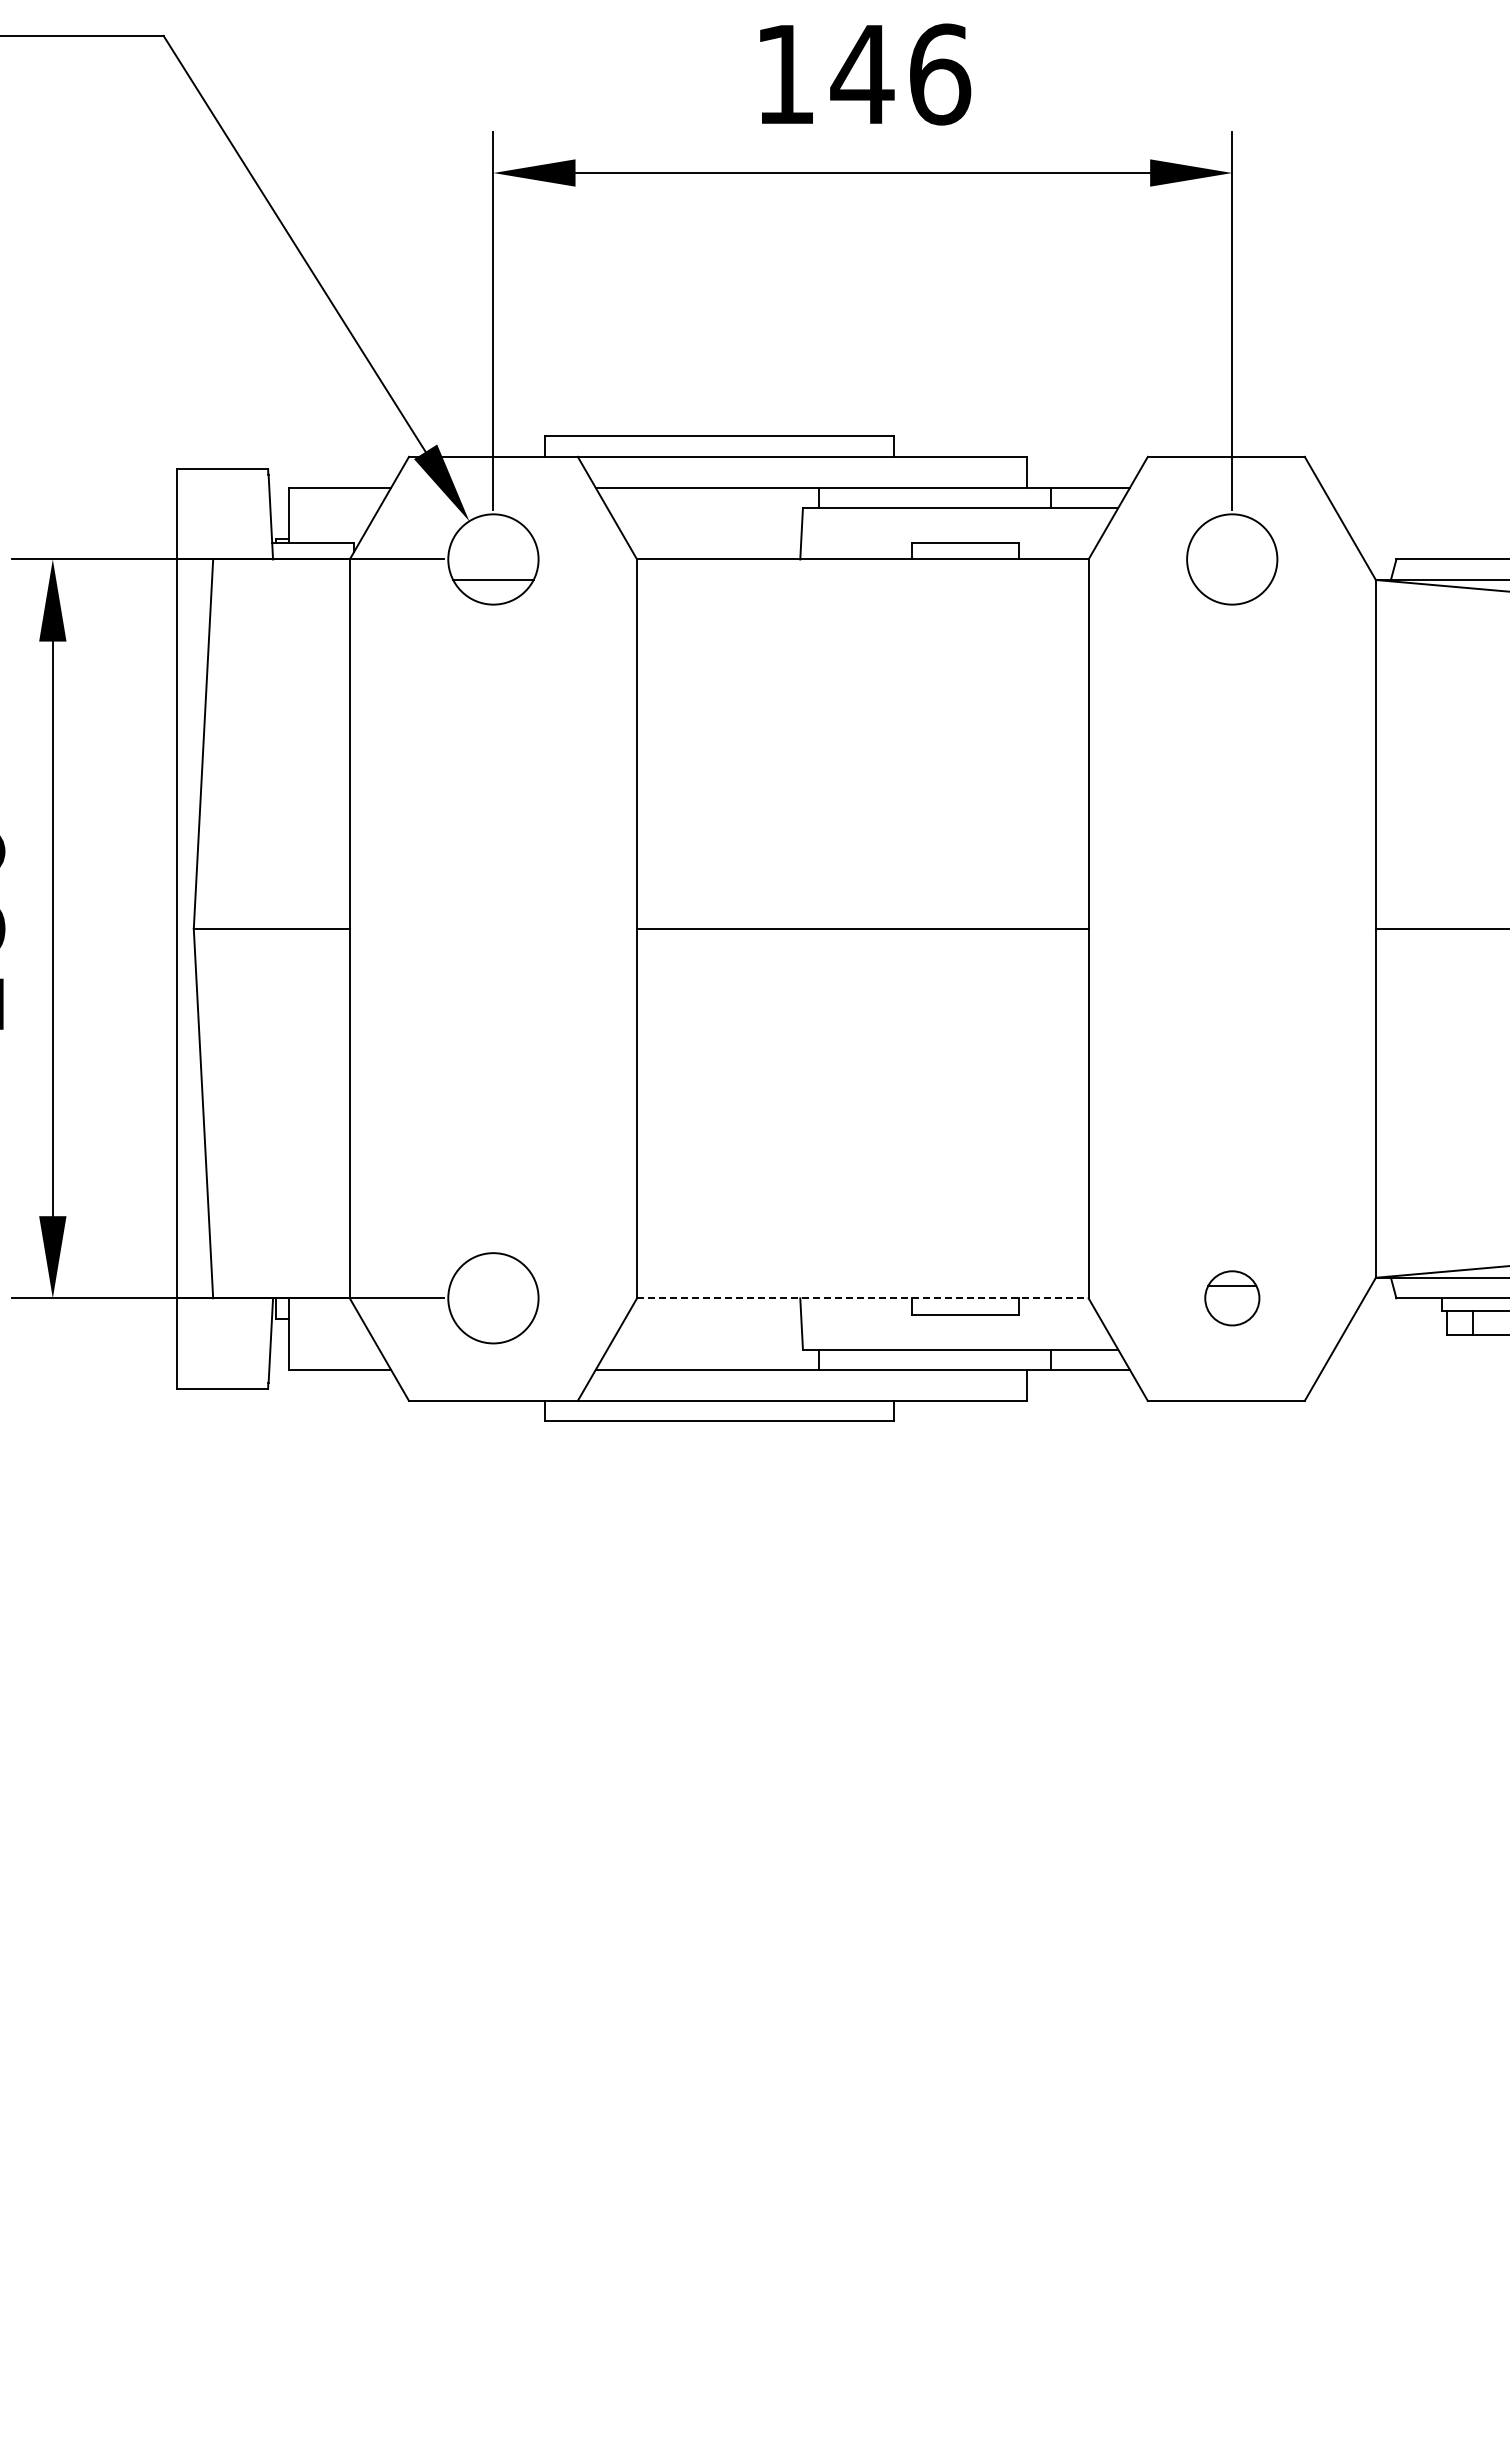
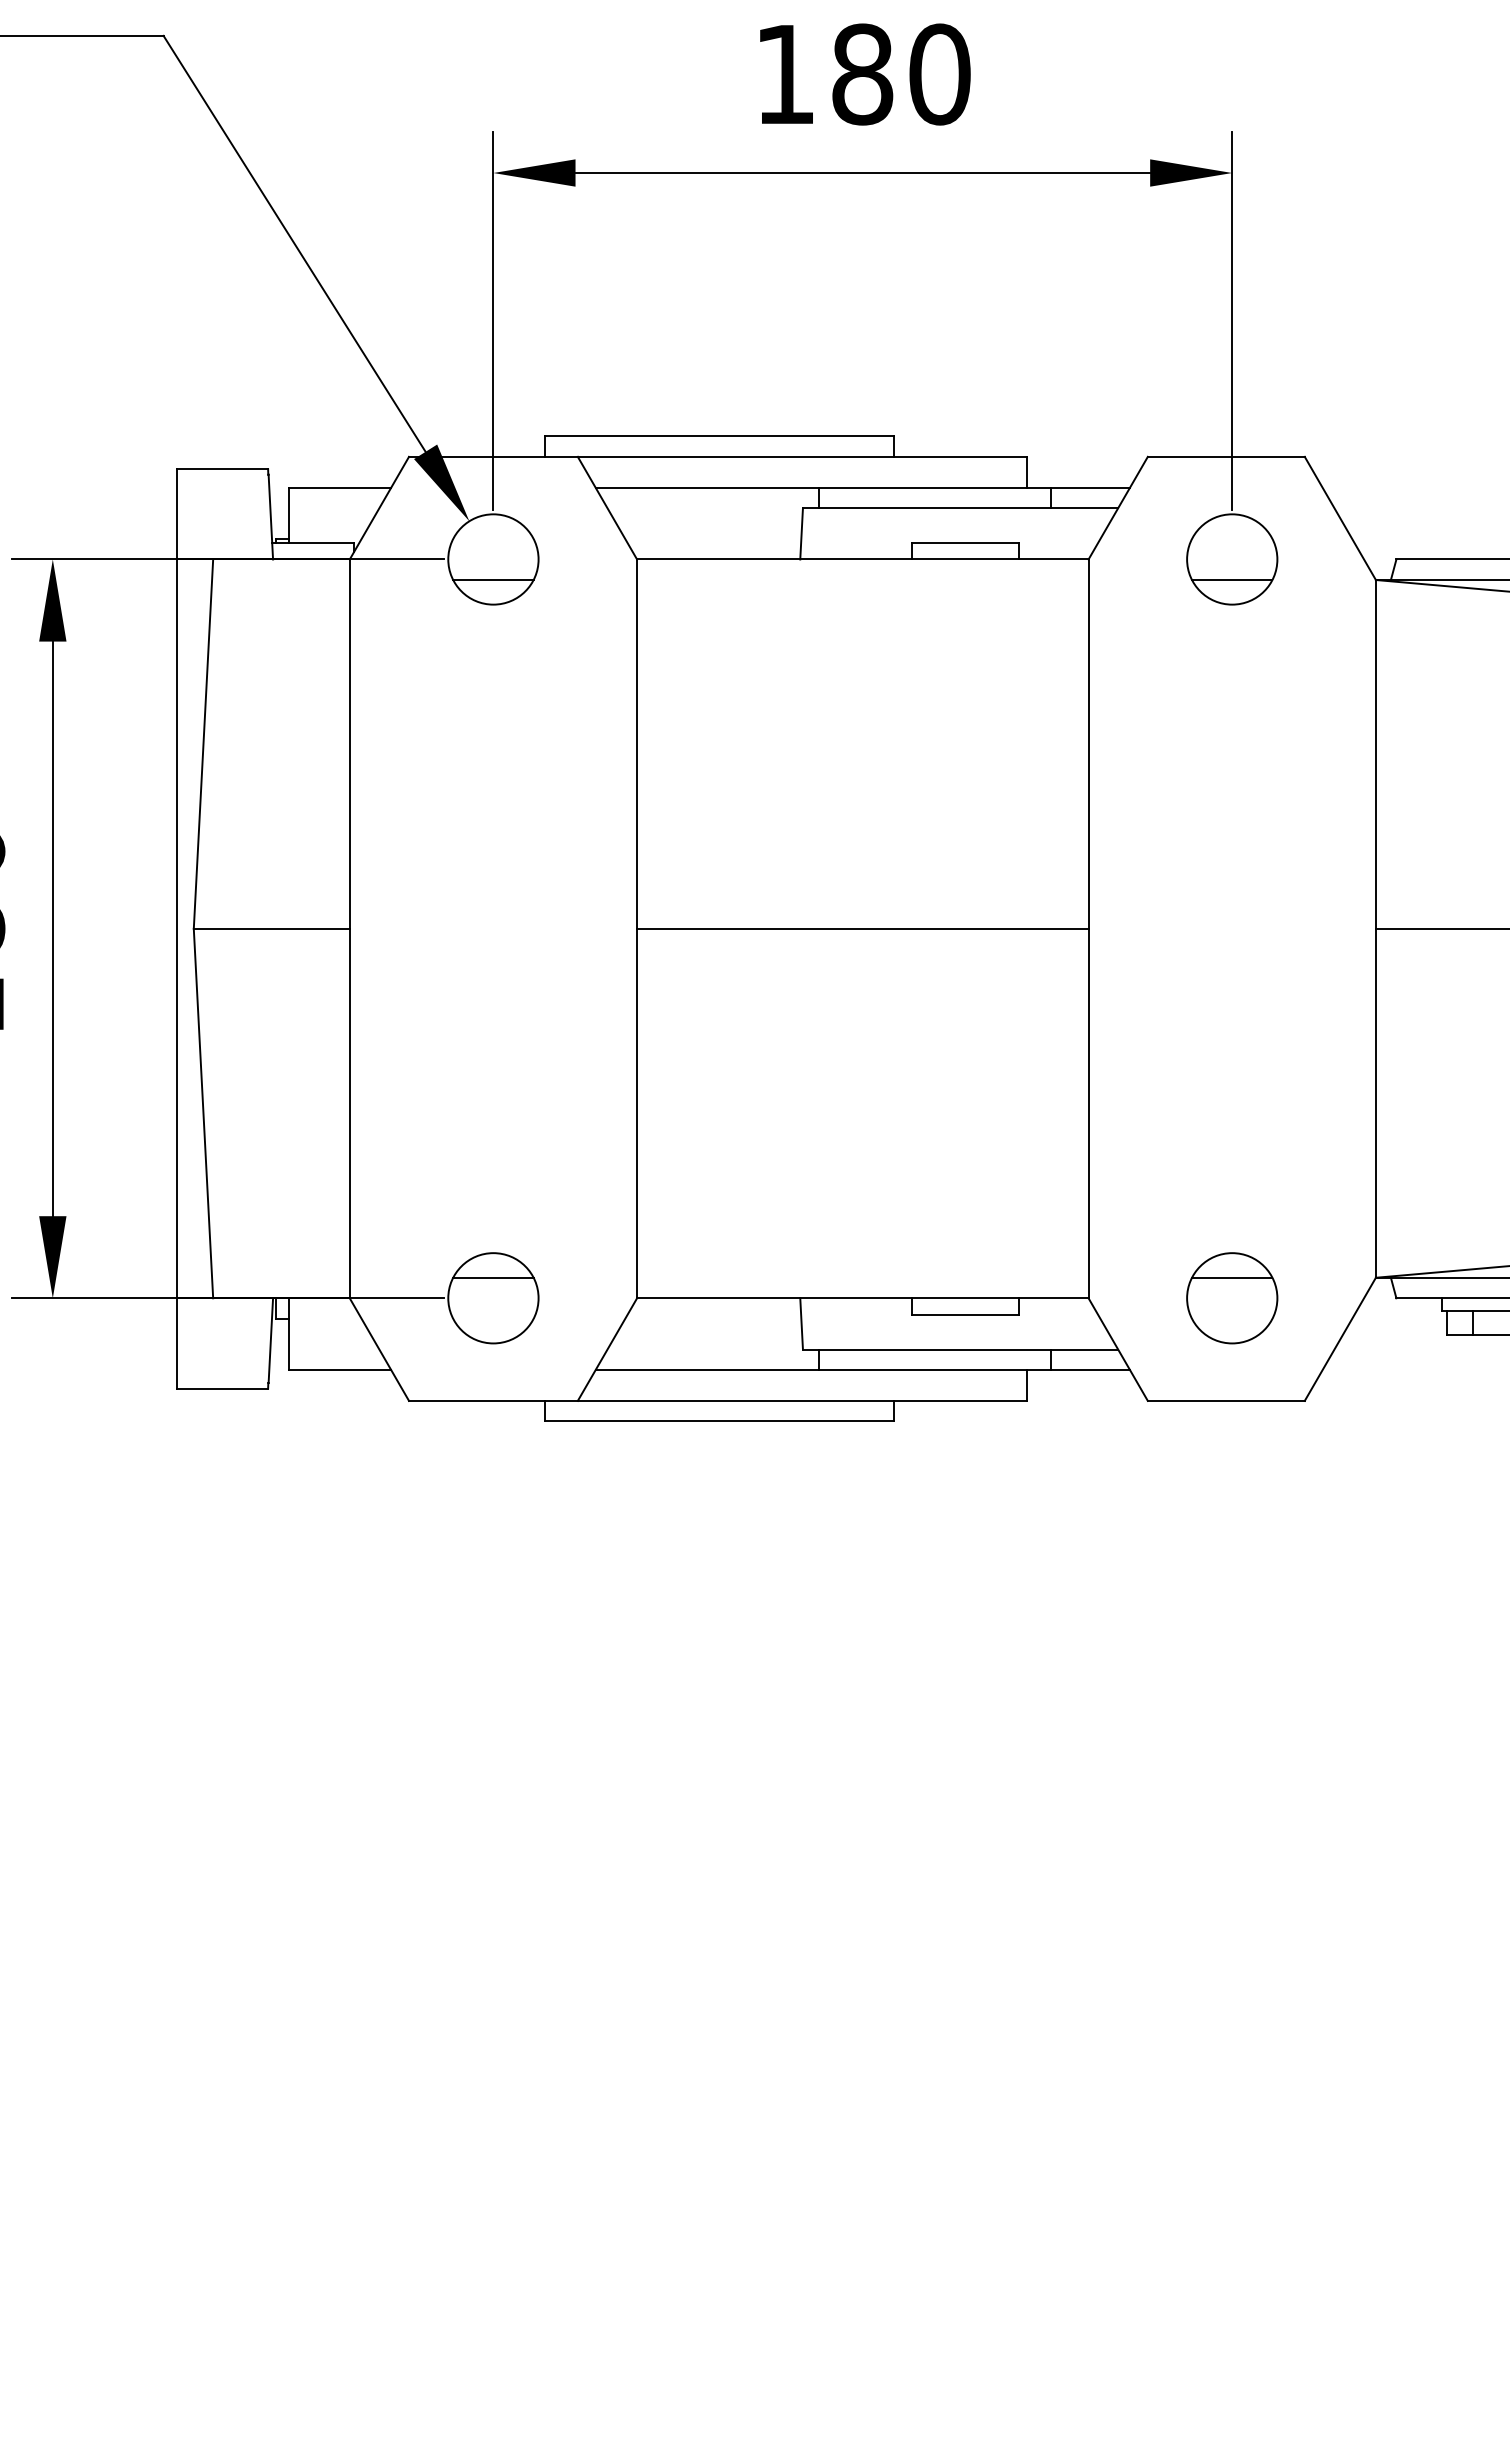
text: 146 -> 180 (900, 74)
line: none -> present (1232, 580)
line: none -> present (493, 1277)
line: dashed -> solid (862, 1298)
part size: 57x57 px -> 93x93 px (1232, 1298)
